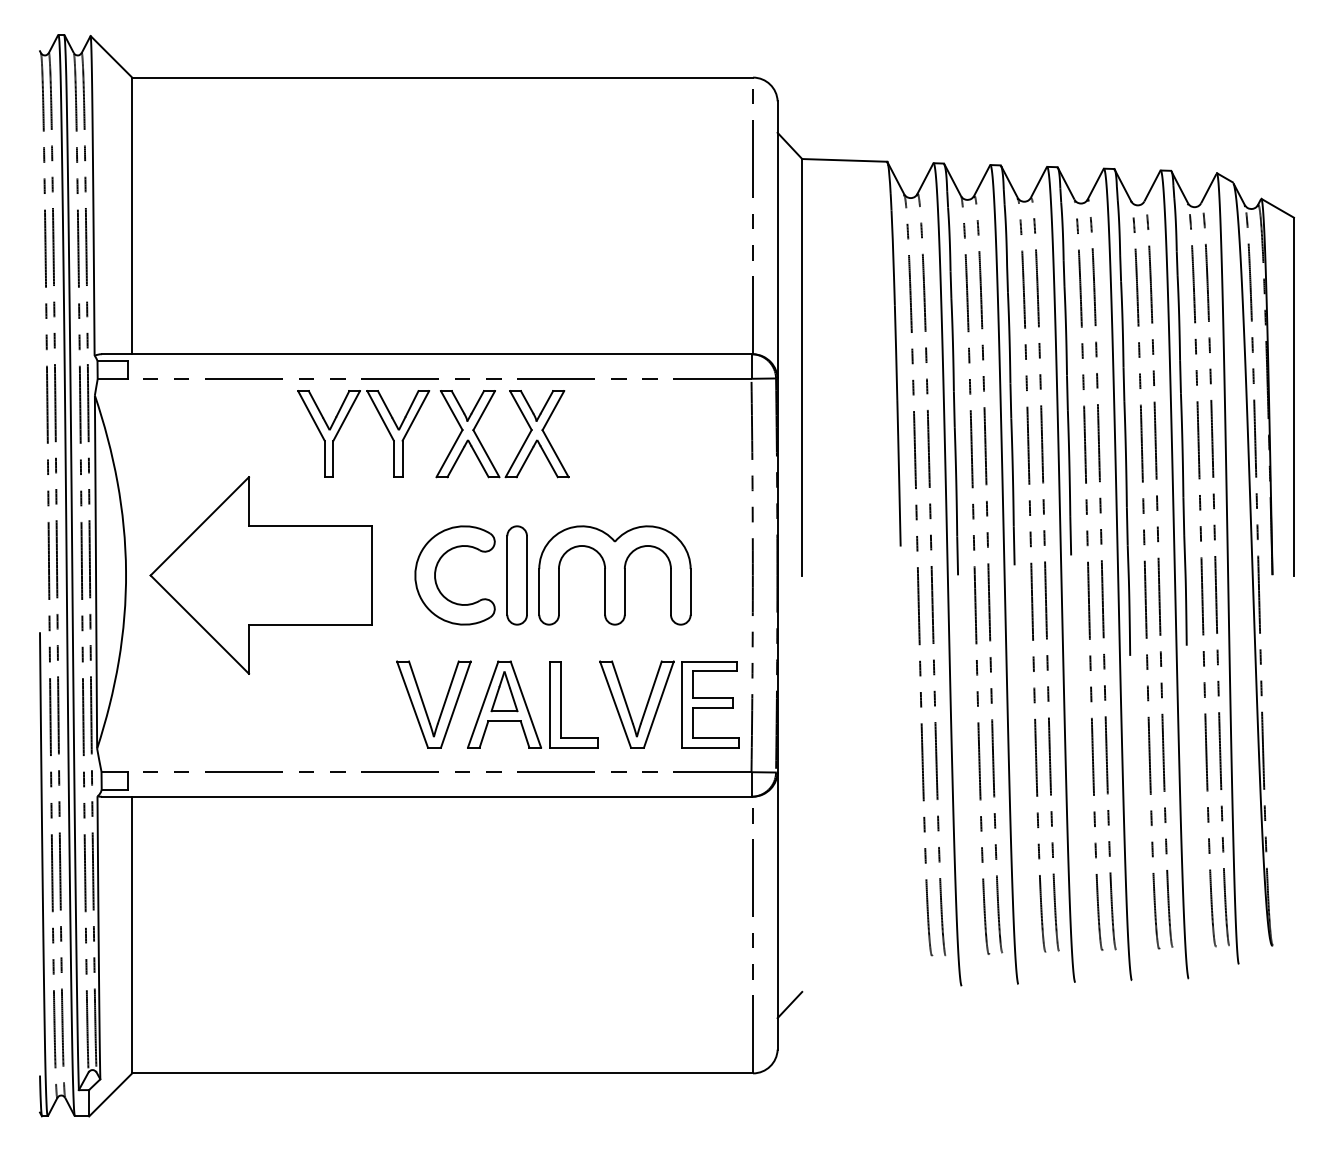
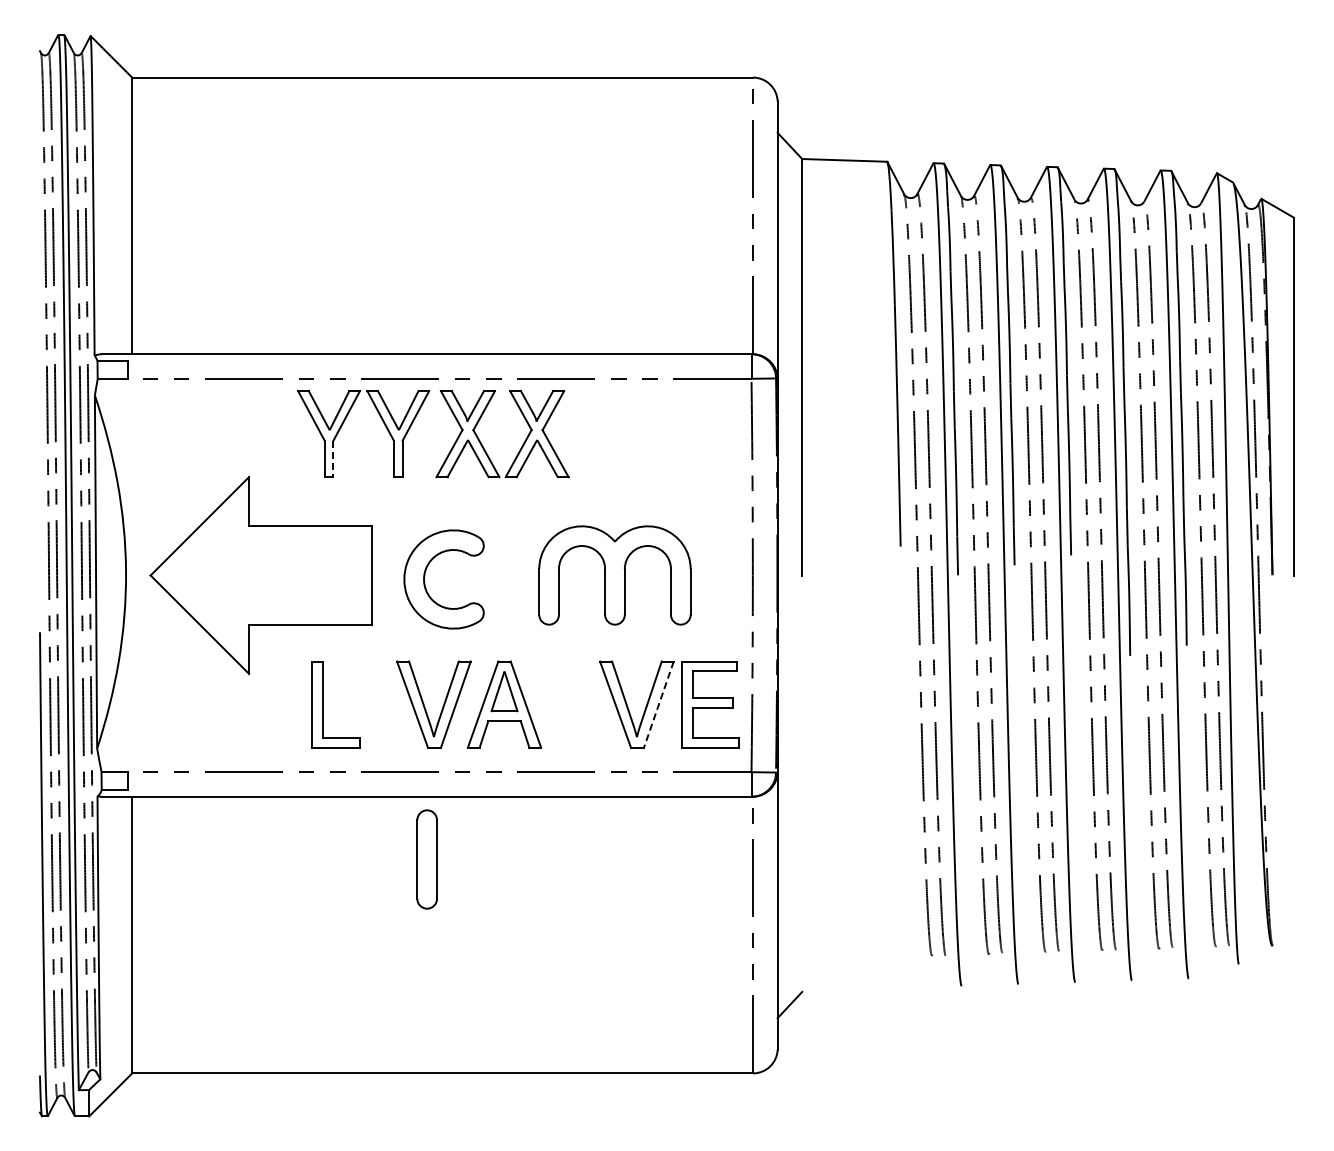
line: solid -> dashed (333, 459)
part position: (436, 572) -> (425, 576) (425, 576)
part position: (516, 575) -> (426, 859) (426, 859)
part position: (561, 704) -> (323, 704) (323, 704)
line: solid -> dashed (658, 704)
